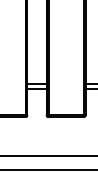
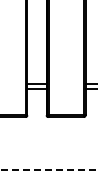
line: present -> none (48, 155)
line: solid -> dashed (49, 169)
